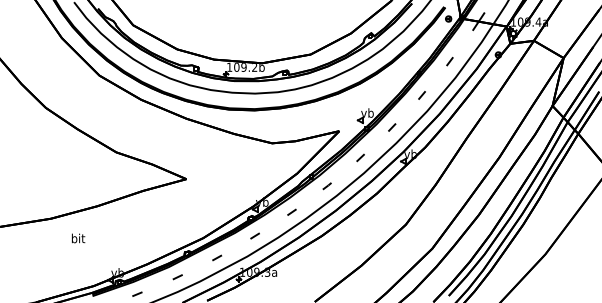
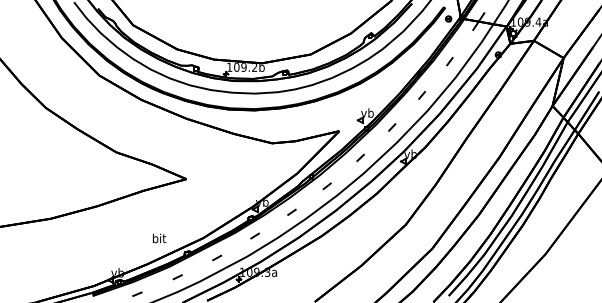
text position: (78, 238) -> (159, 238) (159, 238)
